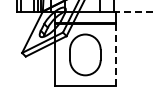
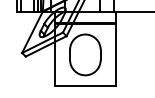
line: dashed -> solid (134, 11)
line: dashed -> solid (115, 54)
